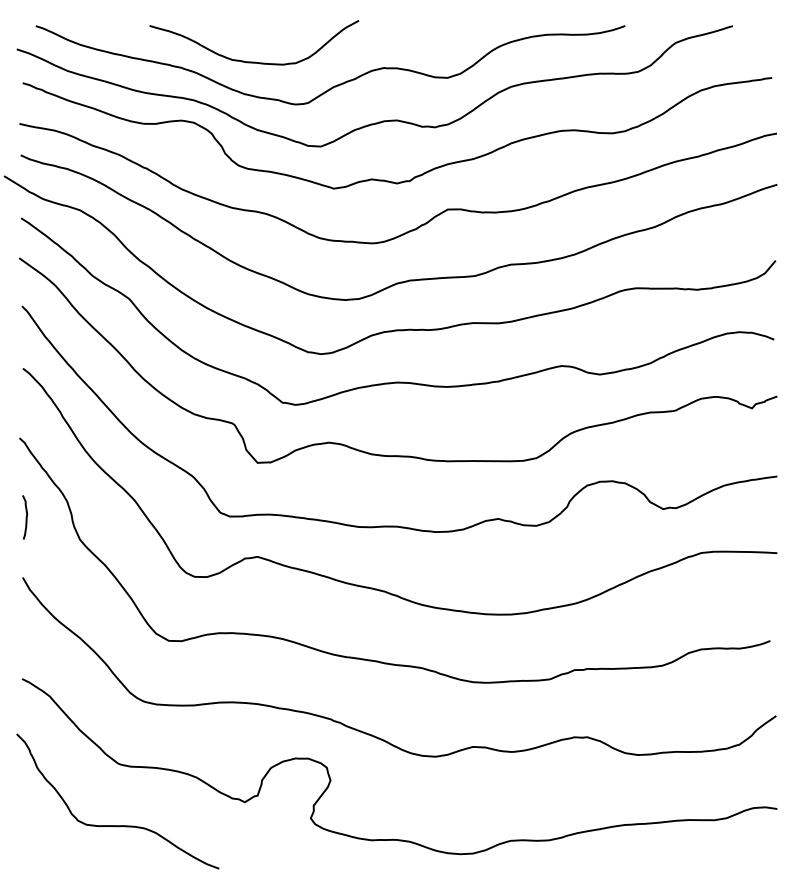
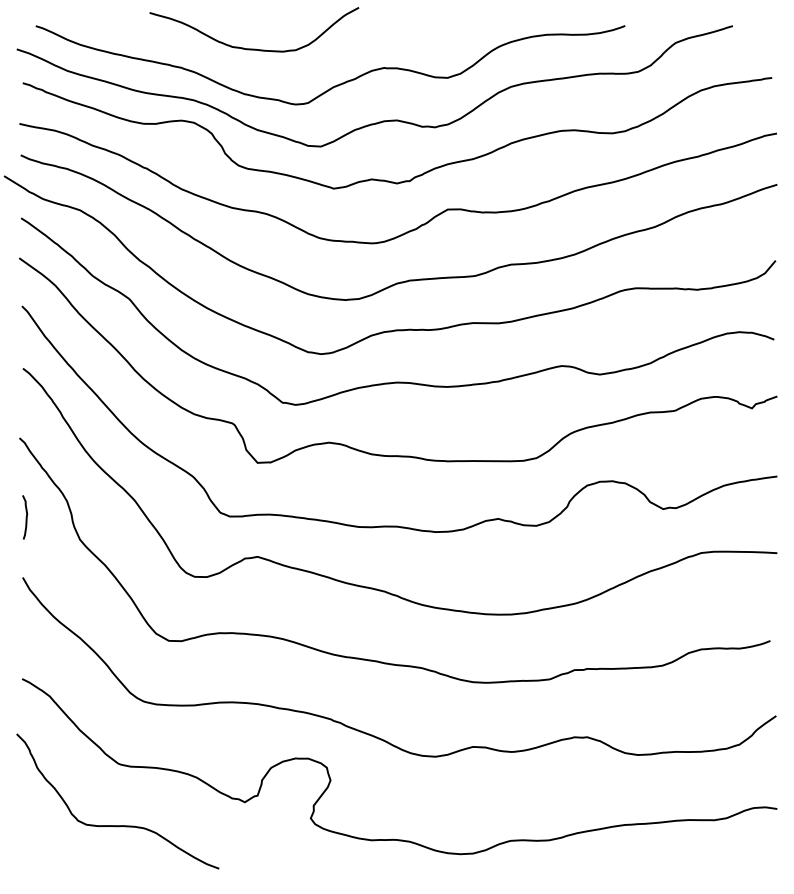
curve position: (254, 61) -> (254, 48) (254, 48)
